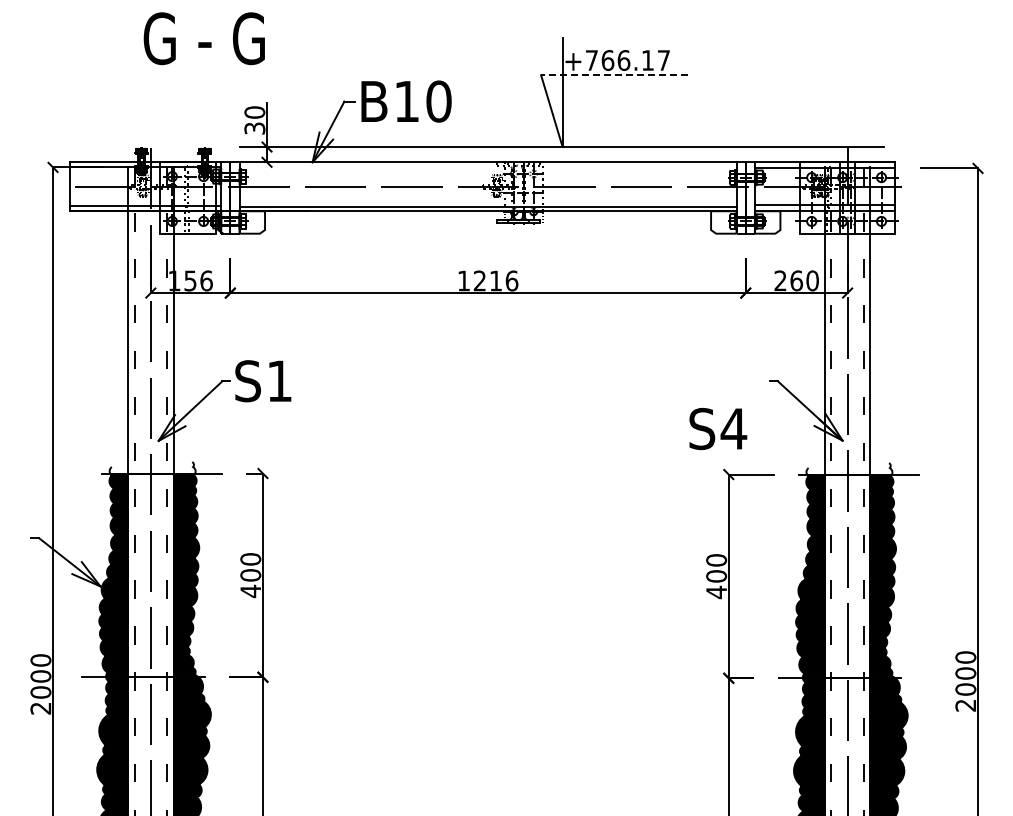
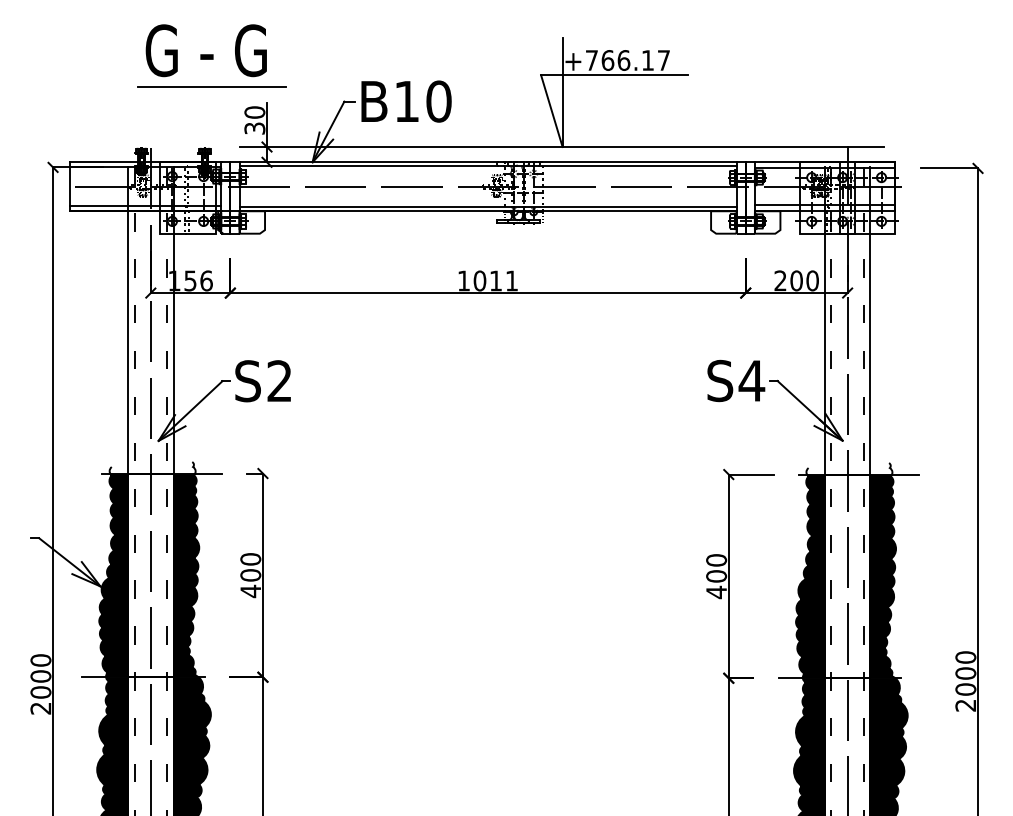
text position: (203, 38) -> (205, 50) (205, 50)
line: dashed -> solid (614, 75)
line: none -> present (211, 87)
line: none -> present (487, 166)
text: 1216 -> 1011 (495, 280)
text: 260 -> 200 (796, 280)
text: S1 -> S2 (279, 380)
text position: (718, 428) -> (736, 380) (736, 380)
